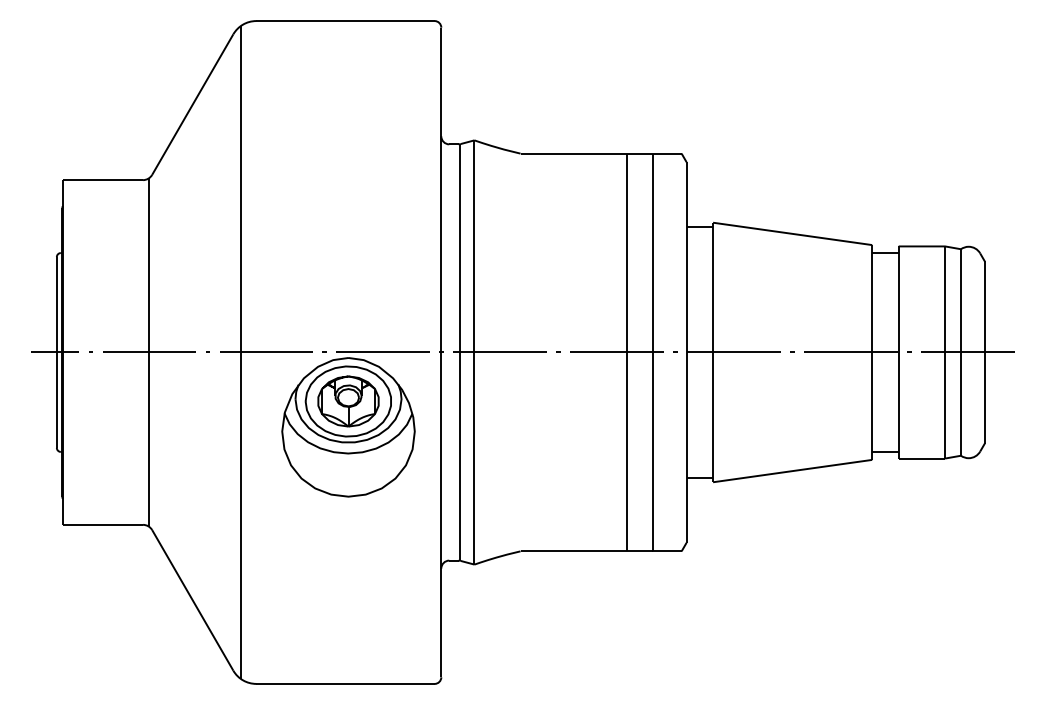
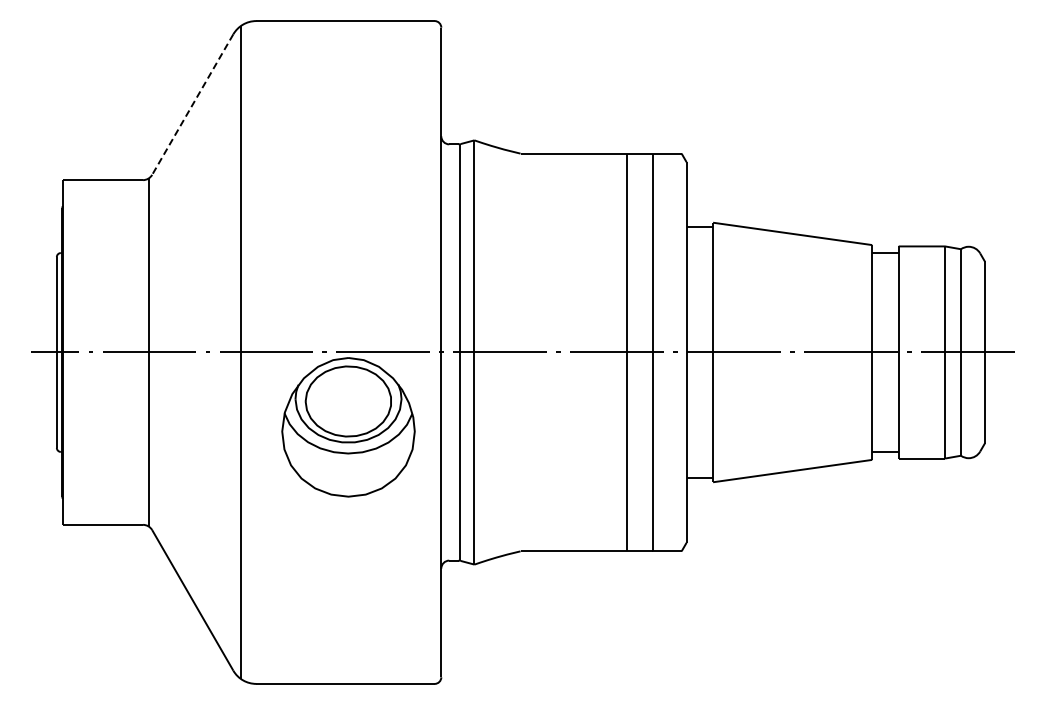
line: solid -> dashed (192, 105)
part: present -> none (348, 401)
